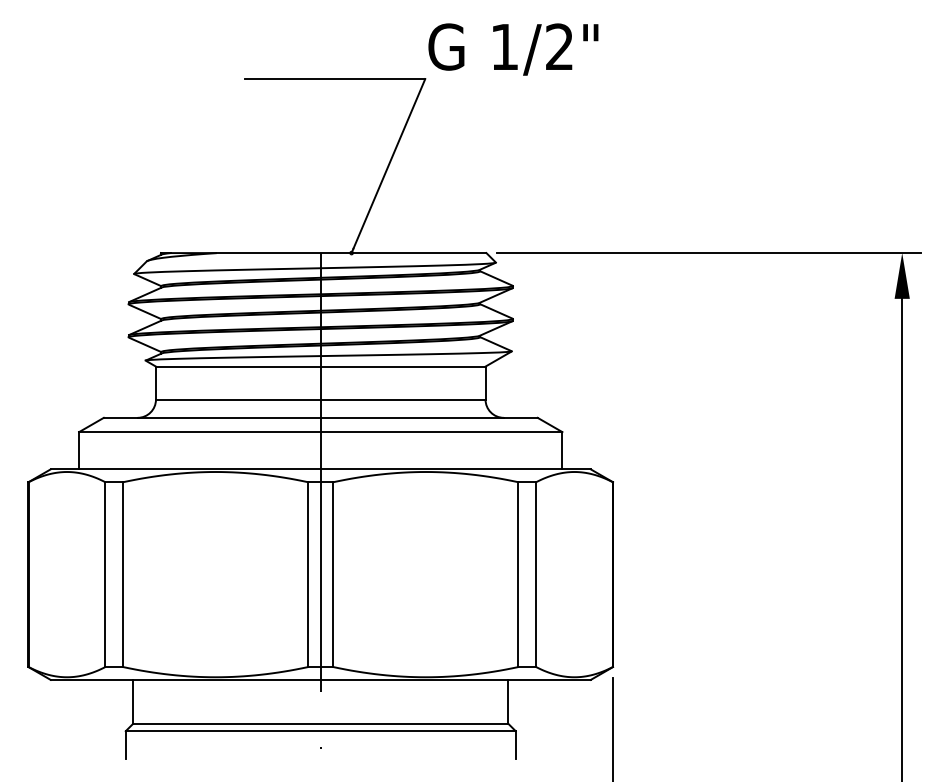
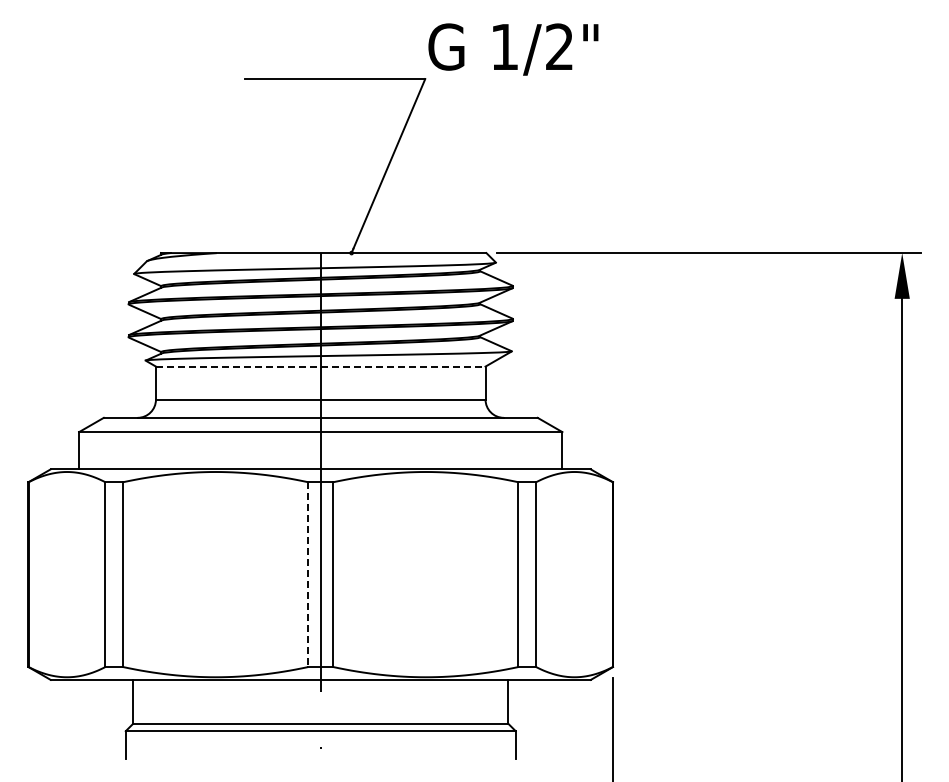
line: solid -> dashed (320, 366)
line: solid -> dashed (308, 575)
